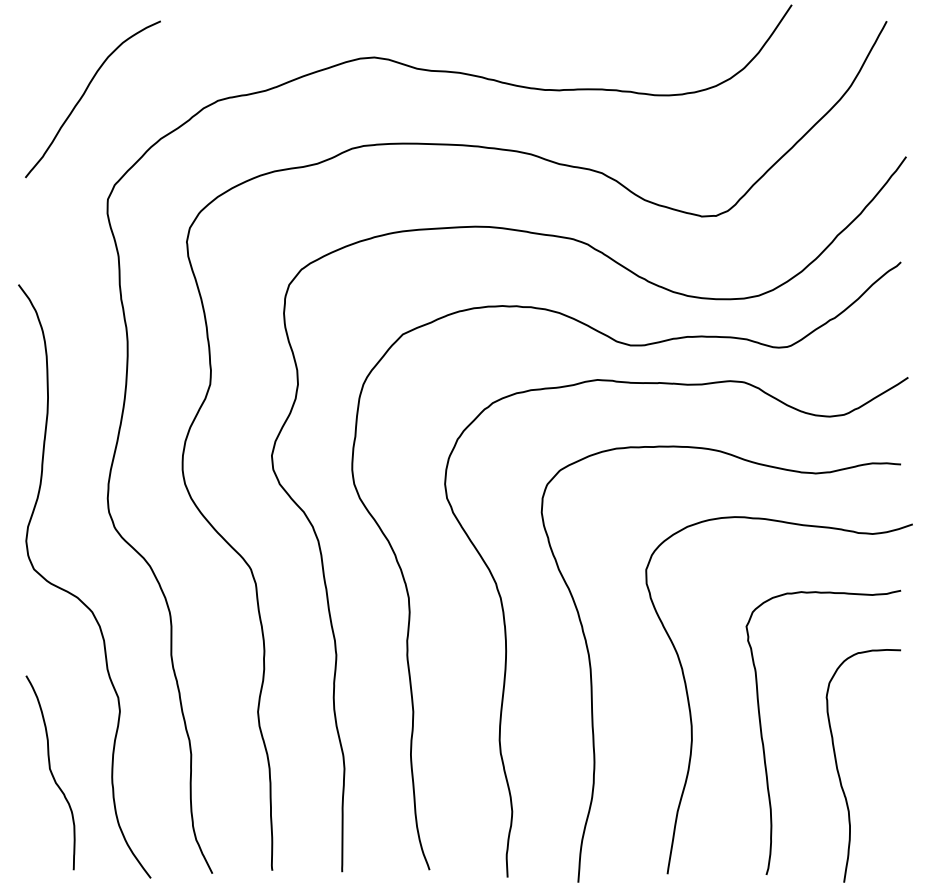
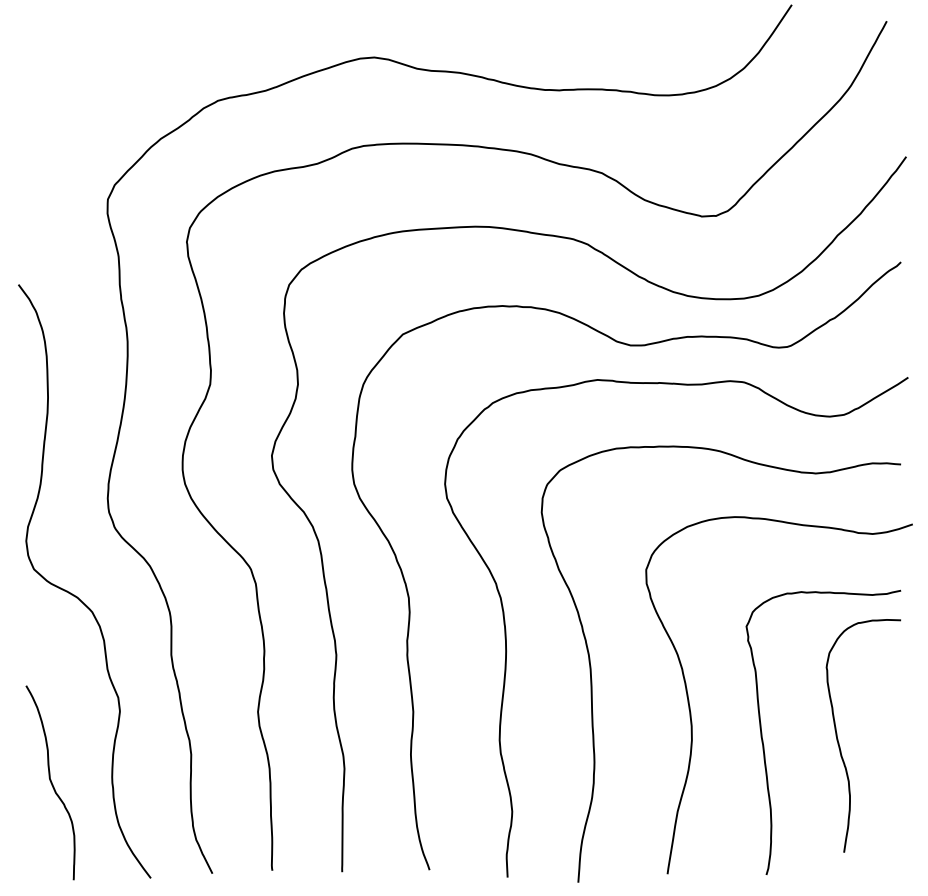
curve: present -> none (85, 93)
curve position: (50, 772) -> (50, 782) (50, 782)
curve position: (839, 772) -> (839, 742) (839, 742)
